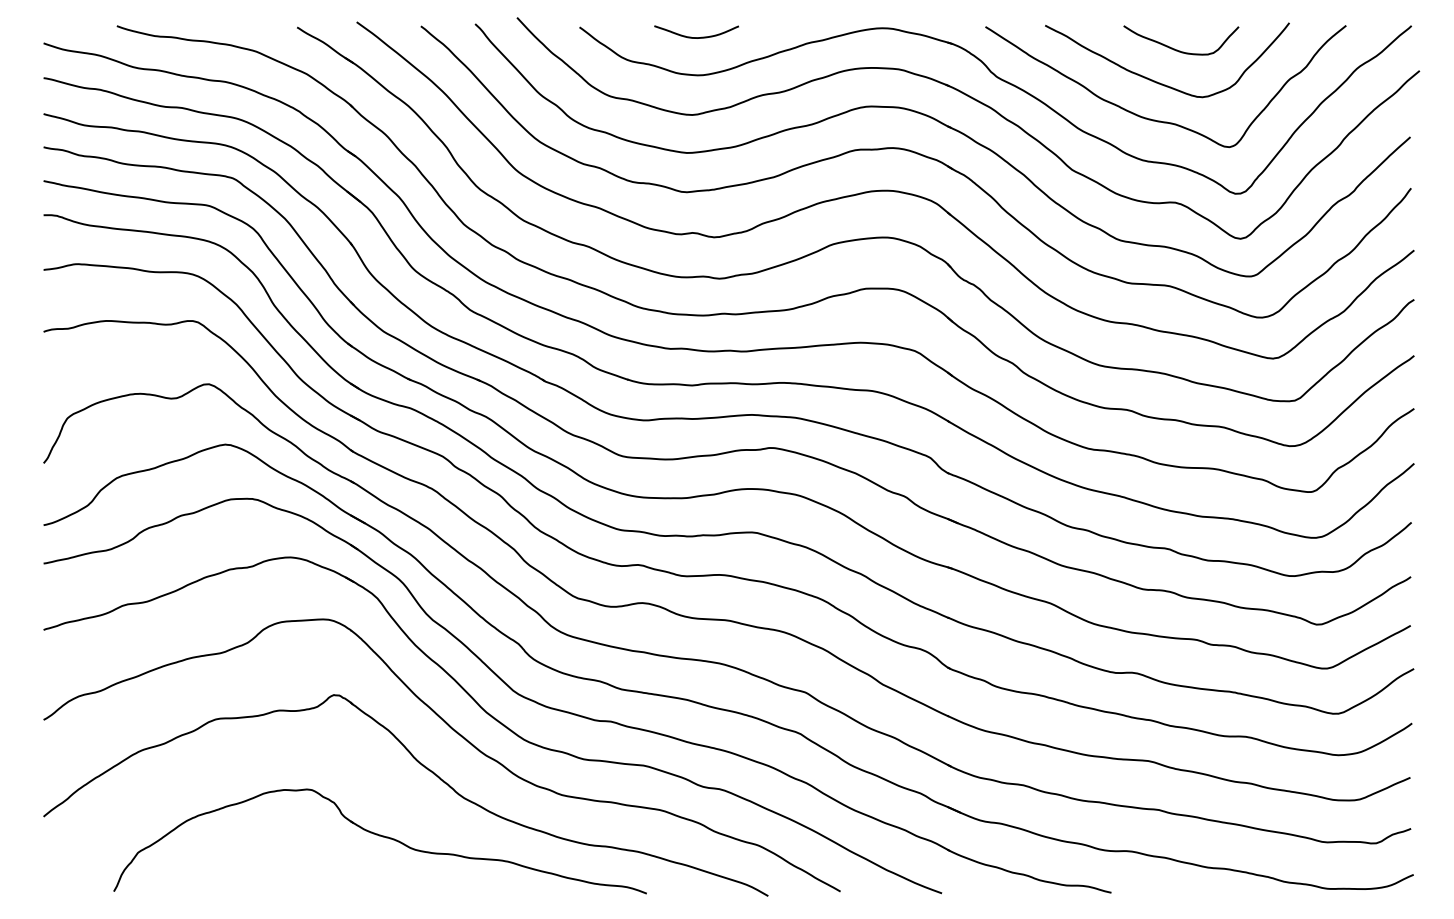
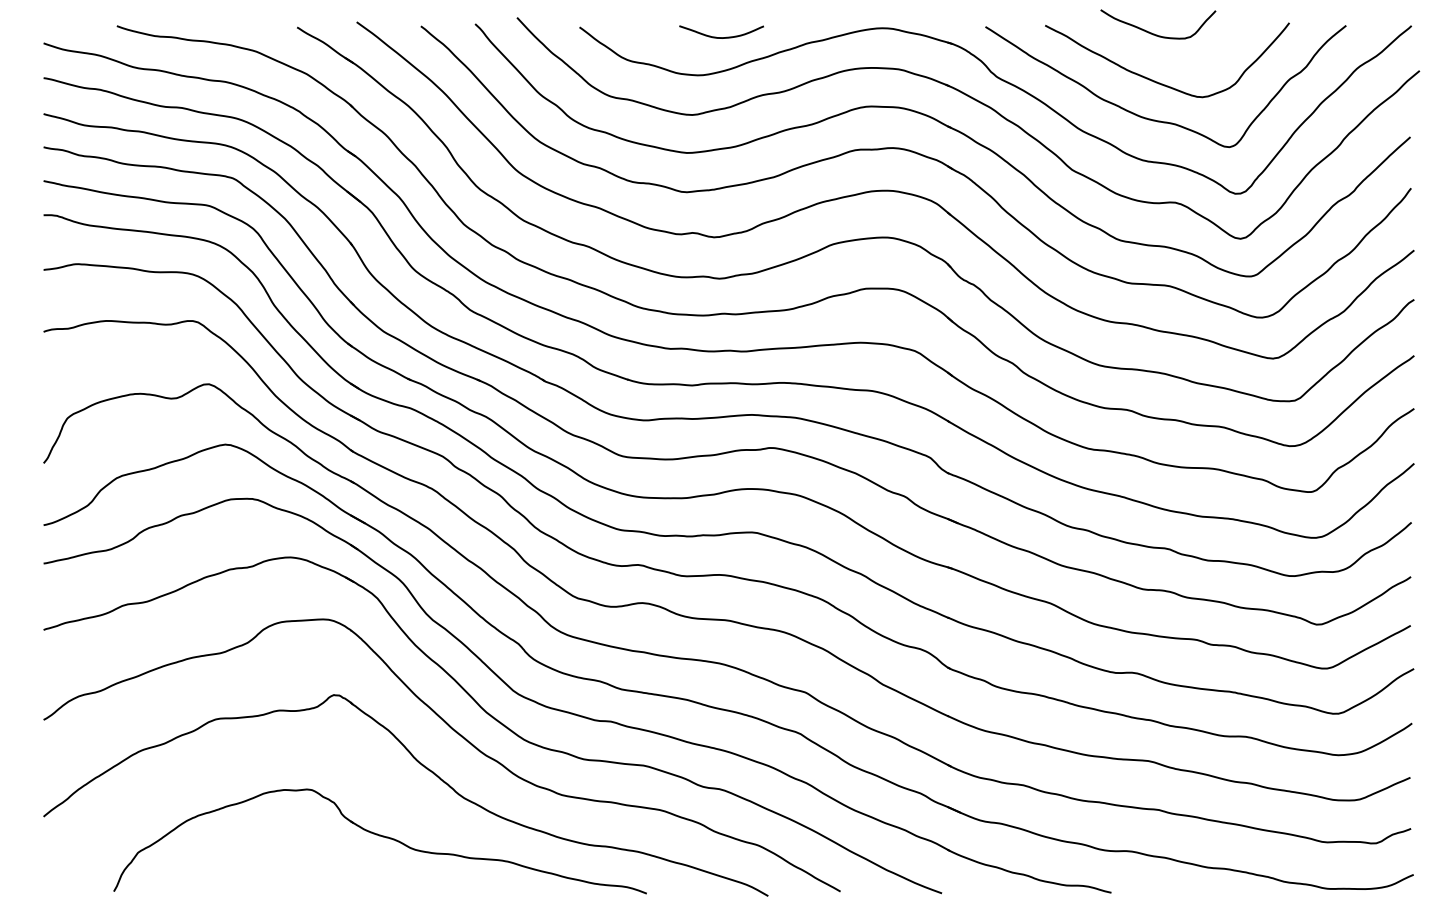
curve position: (696, 37) -> (721, 37) (721, 37)
curve position: (1177, 49) -> (1154, 33) (1154, 33)
